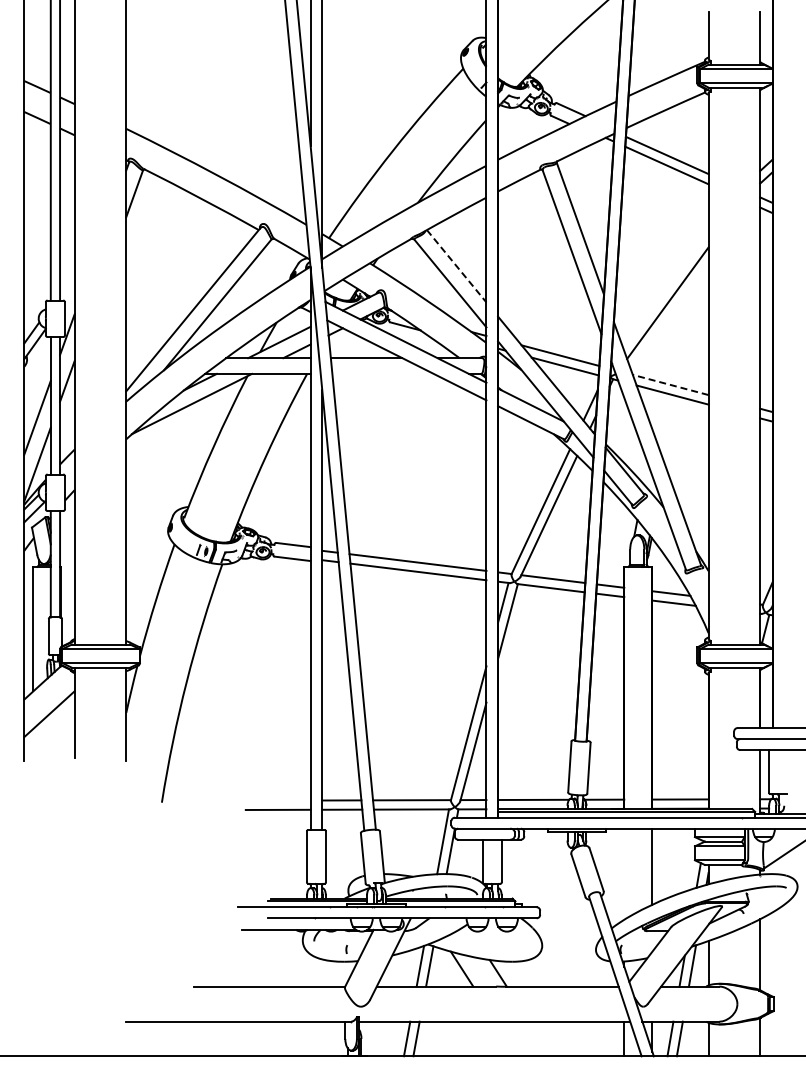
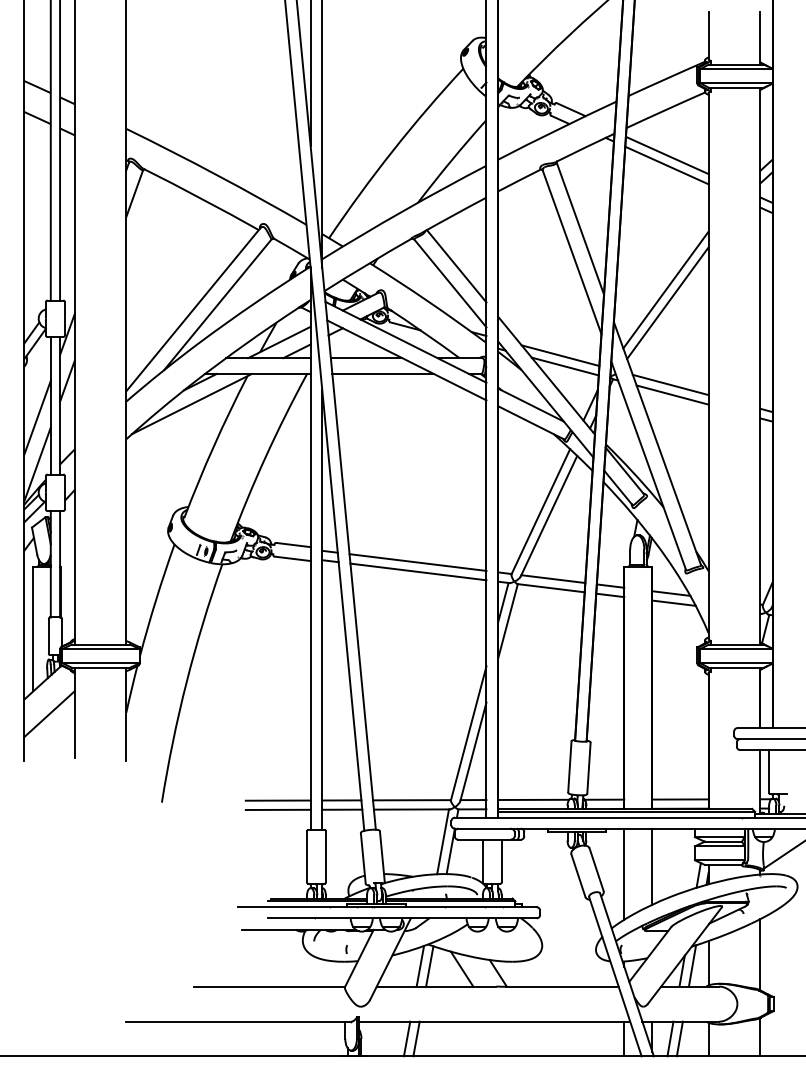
line: dashed -> solid (456, 266)
line: none -> present (665, 289)
line: none -> present (382, 373)
line: dashed -> solid (670, 384)
line: none -> present (277, 800)
line: none -> present (624, 873)
